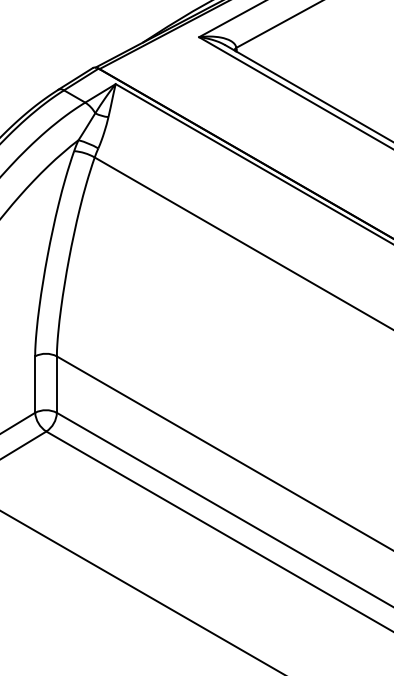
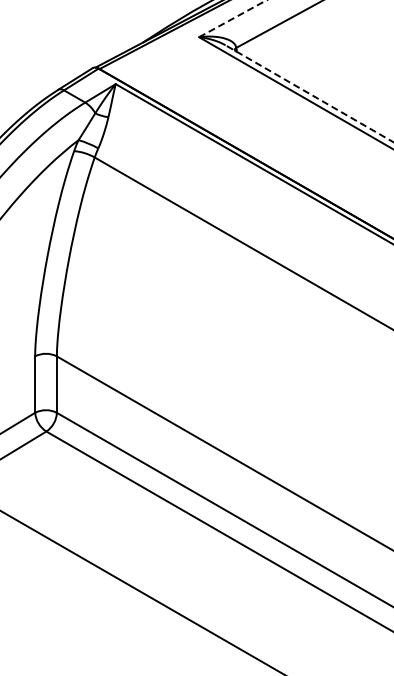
line: solid -> dashed (233, 18)
line: solid -> dashed (309, 93)
